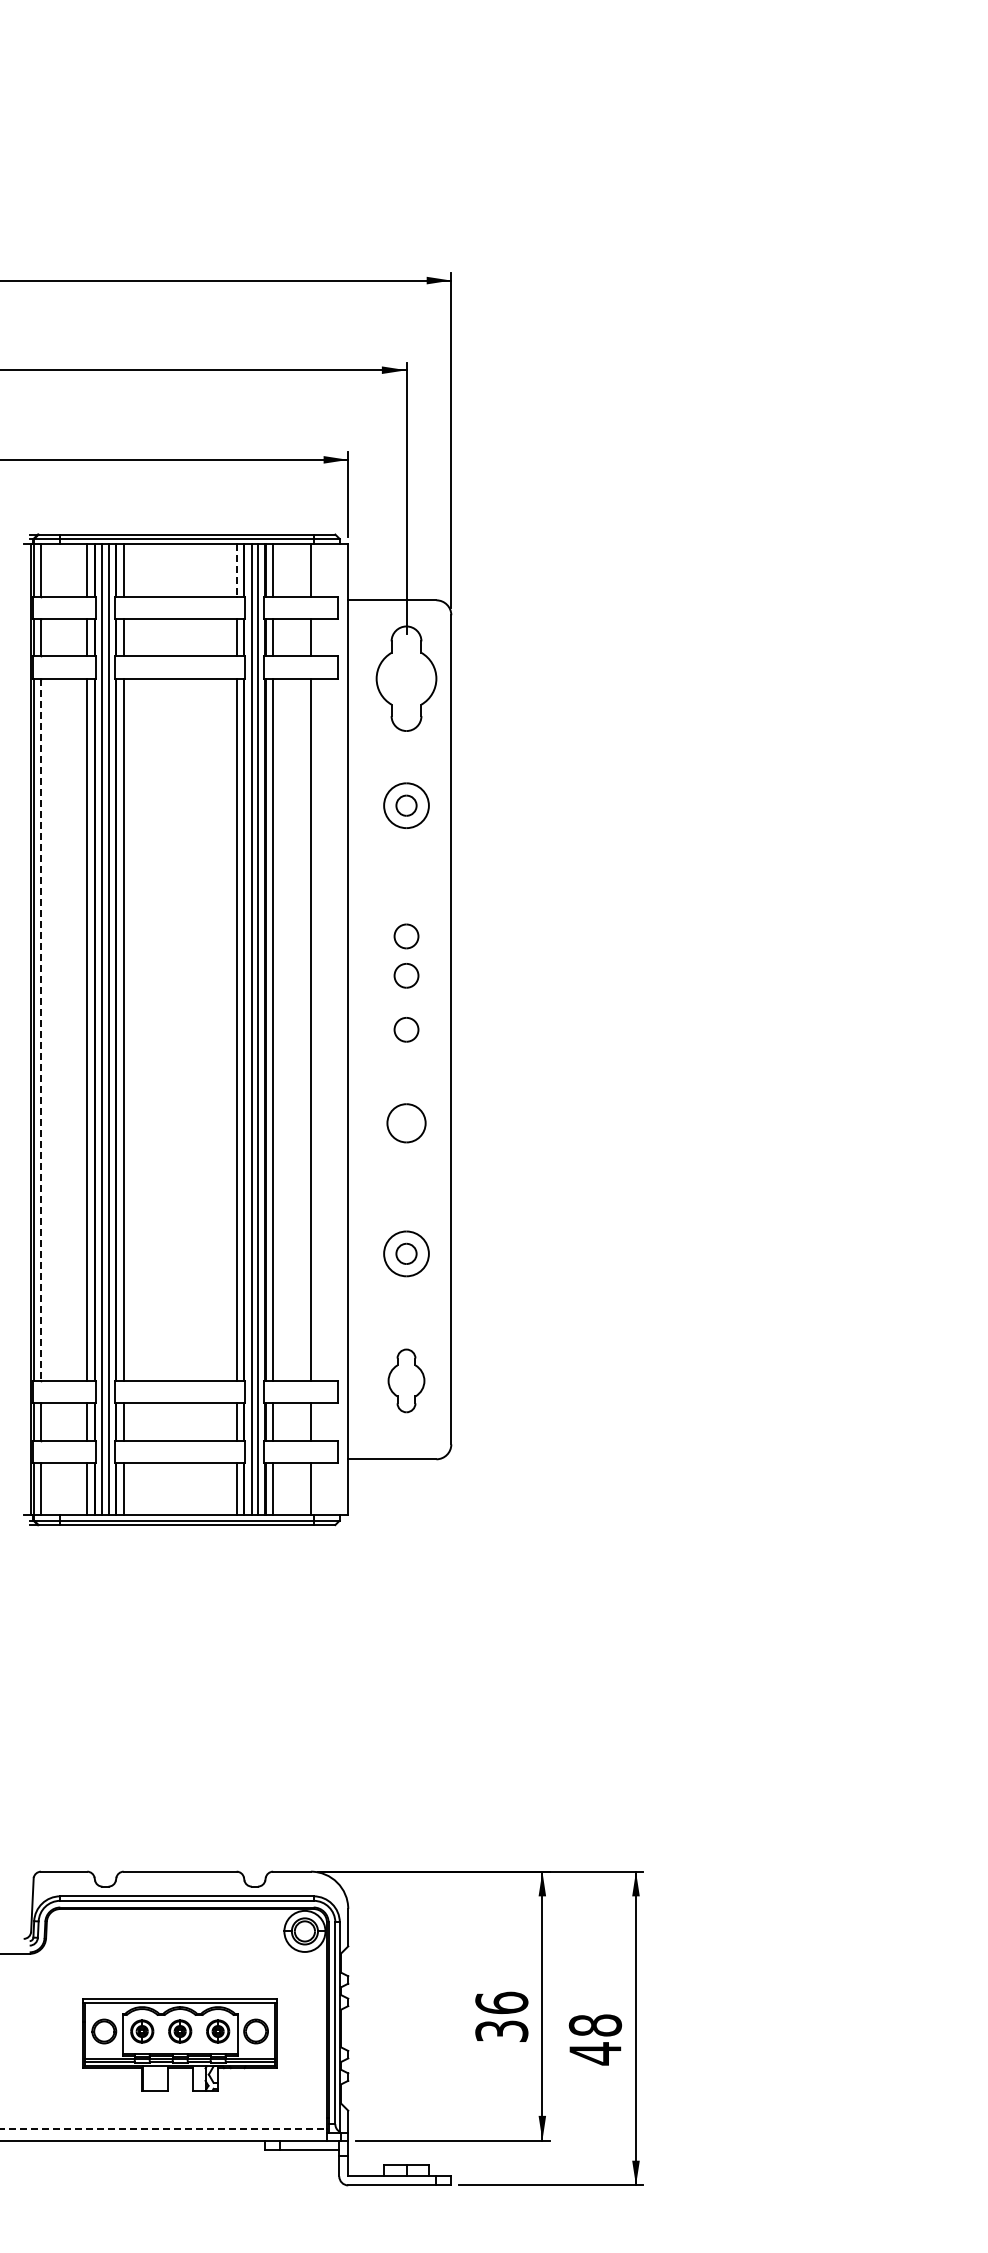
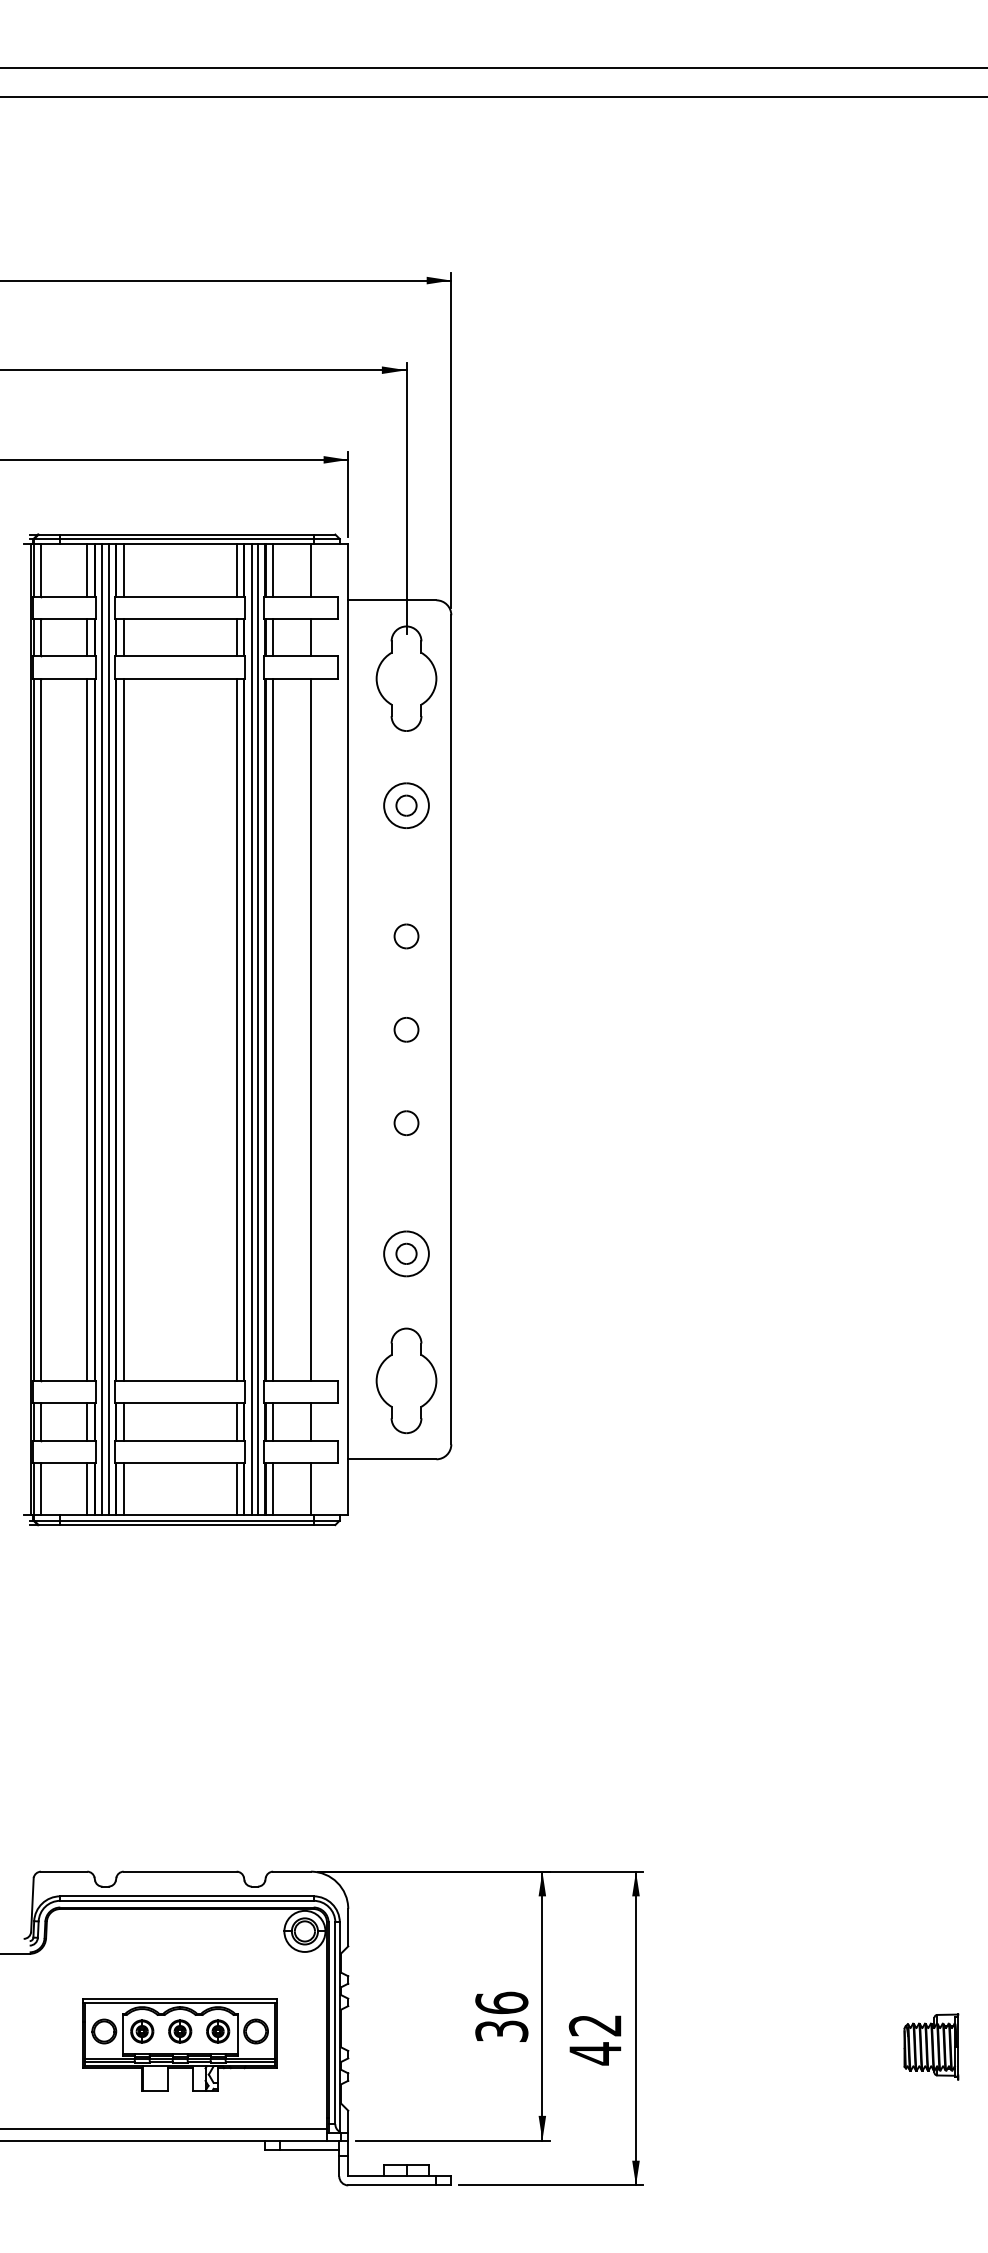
line: none -> present (493, 67)
line: none -> present (493, 97)
line: dashed -> solid (236, 570)
part: present -> none (406, 975)
line: dashed -> solid (41, 1030)
part size: 41x41 px -> 27x26 px (406, 1122)
part size: 39x66 px -> 63x108 px (406, 1380)
text: 48 -> 42 (595, 2025)
part: none -> present (931, 2046)
line: dashed -> solid (164, 2129)
